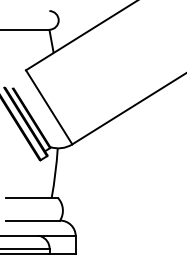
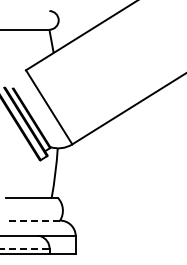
line: solid -> dashed (33, 220)
line: solid -> dashed (25, 248)
